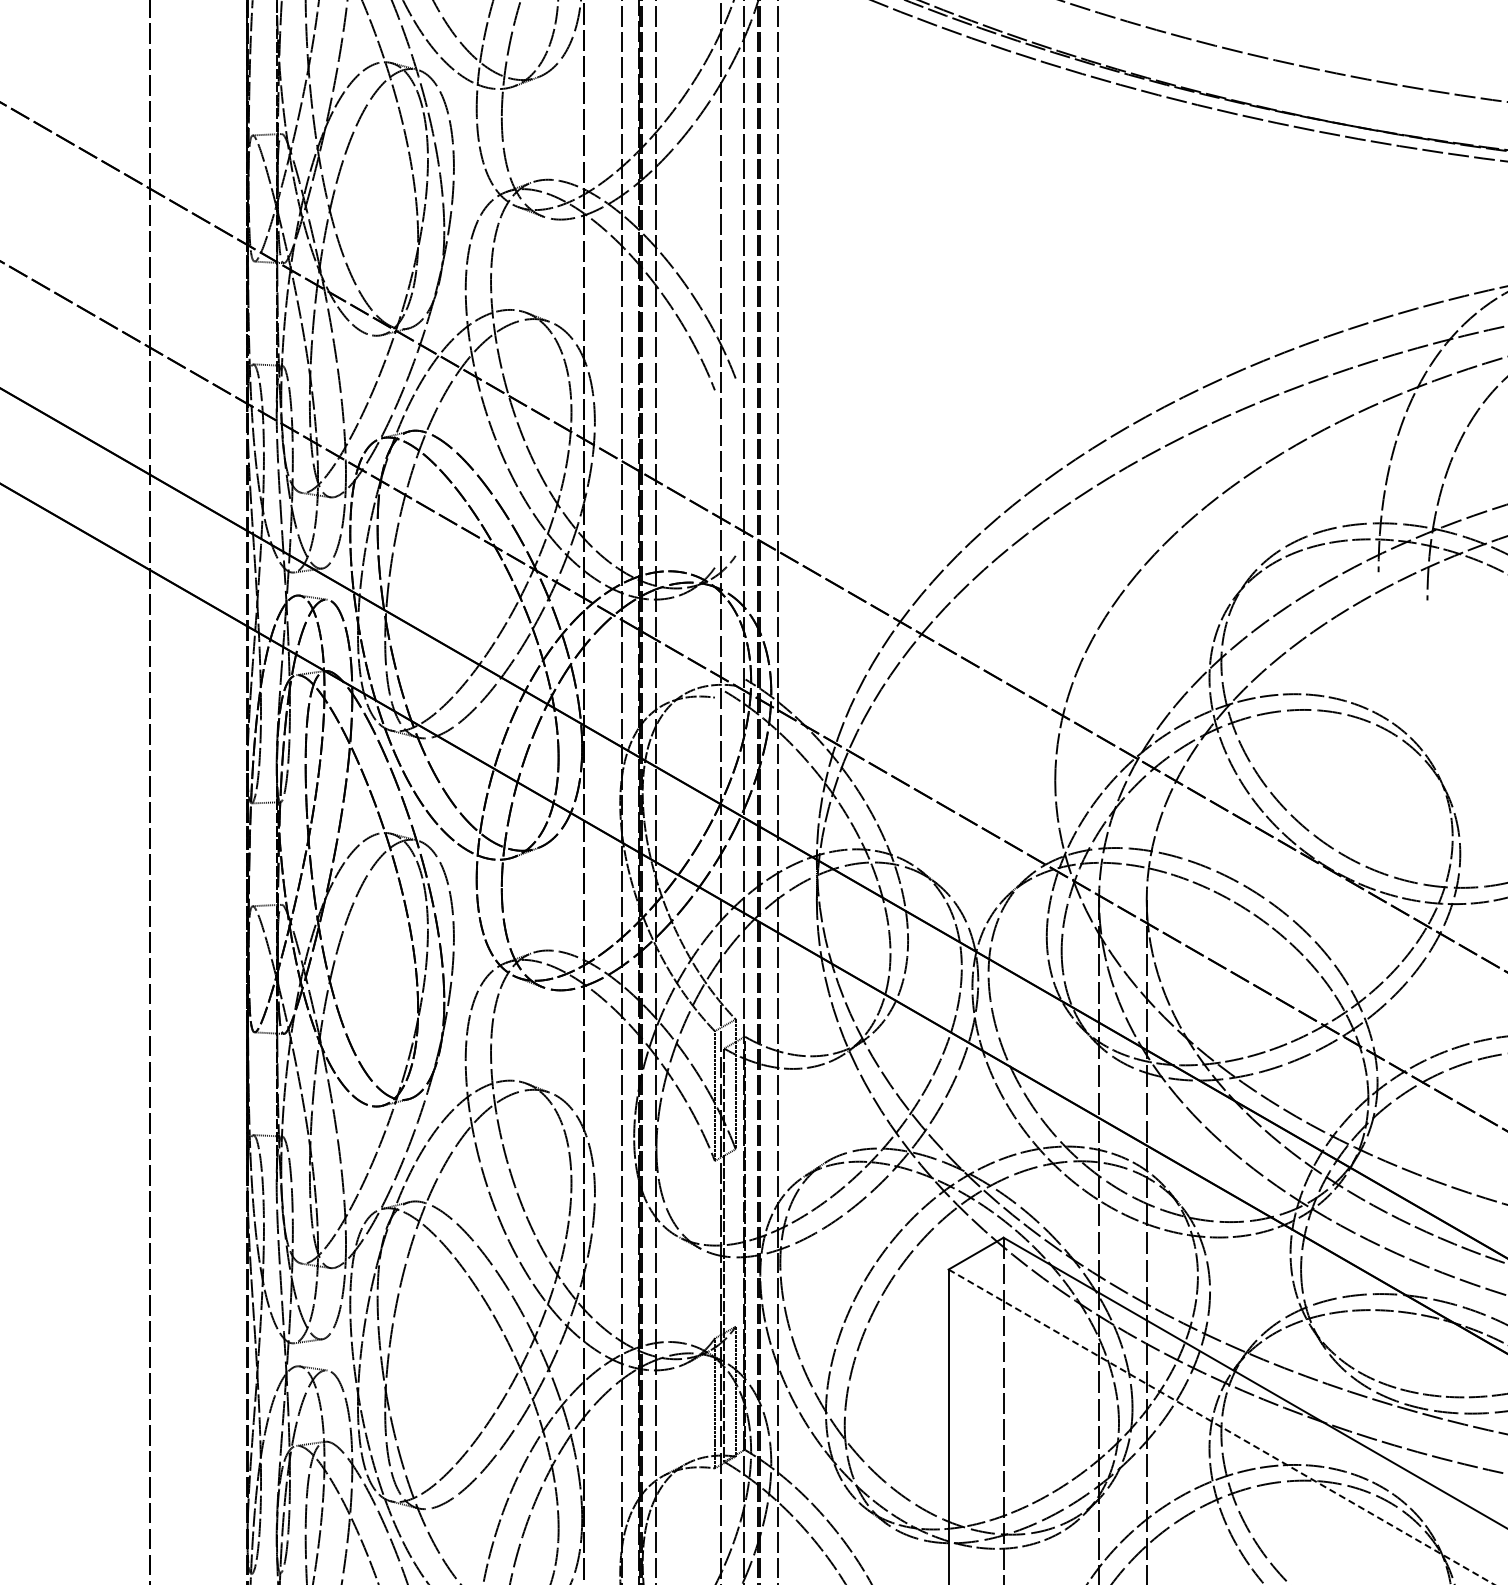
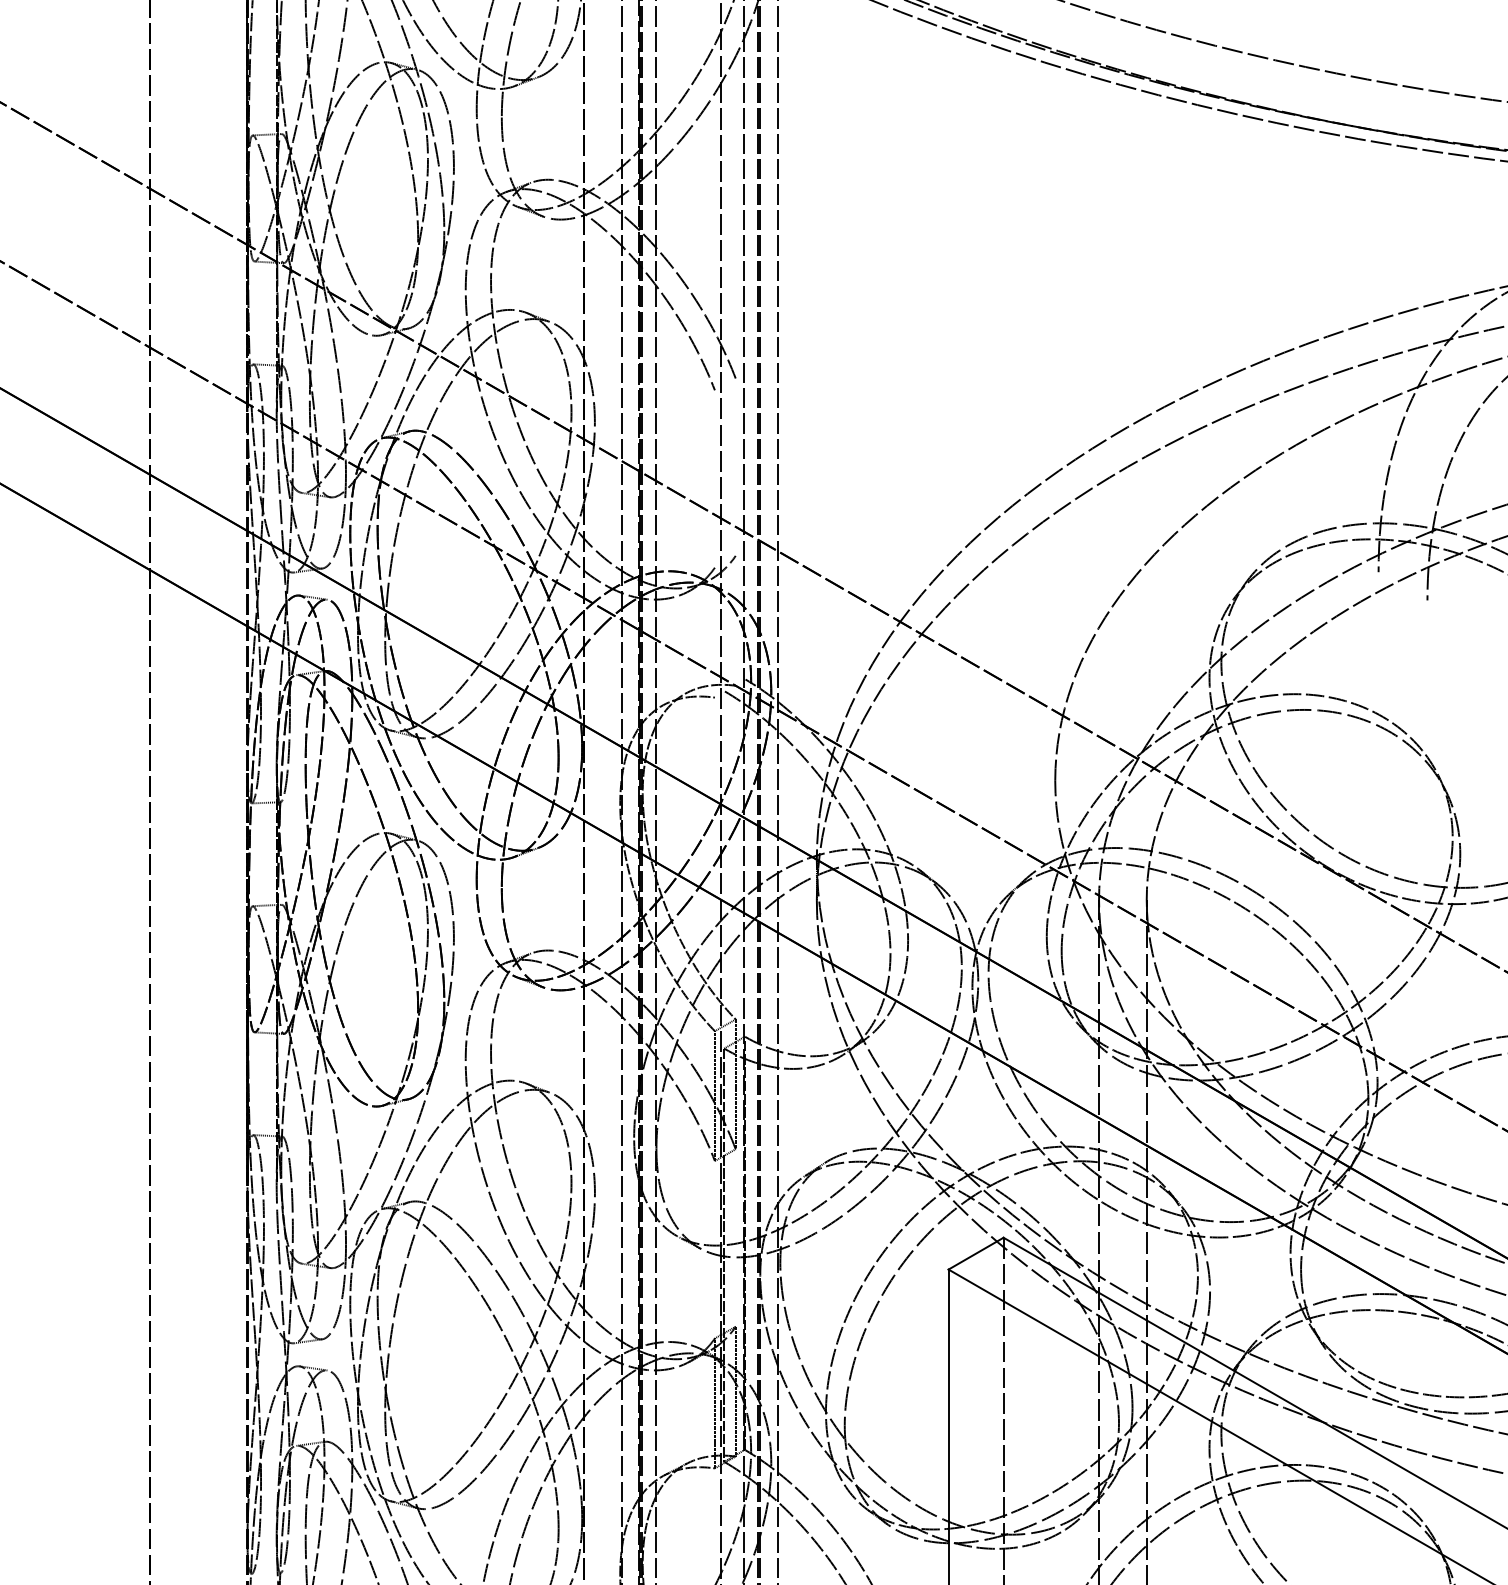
line: dashed -> solid (1221, 1427)
